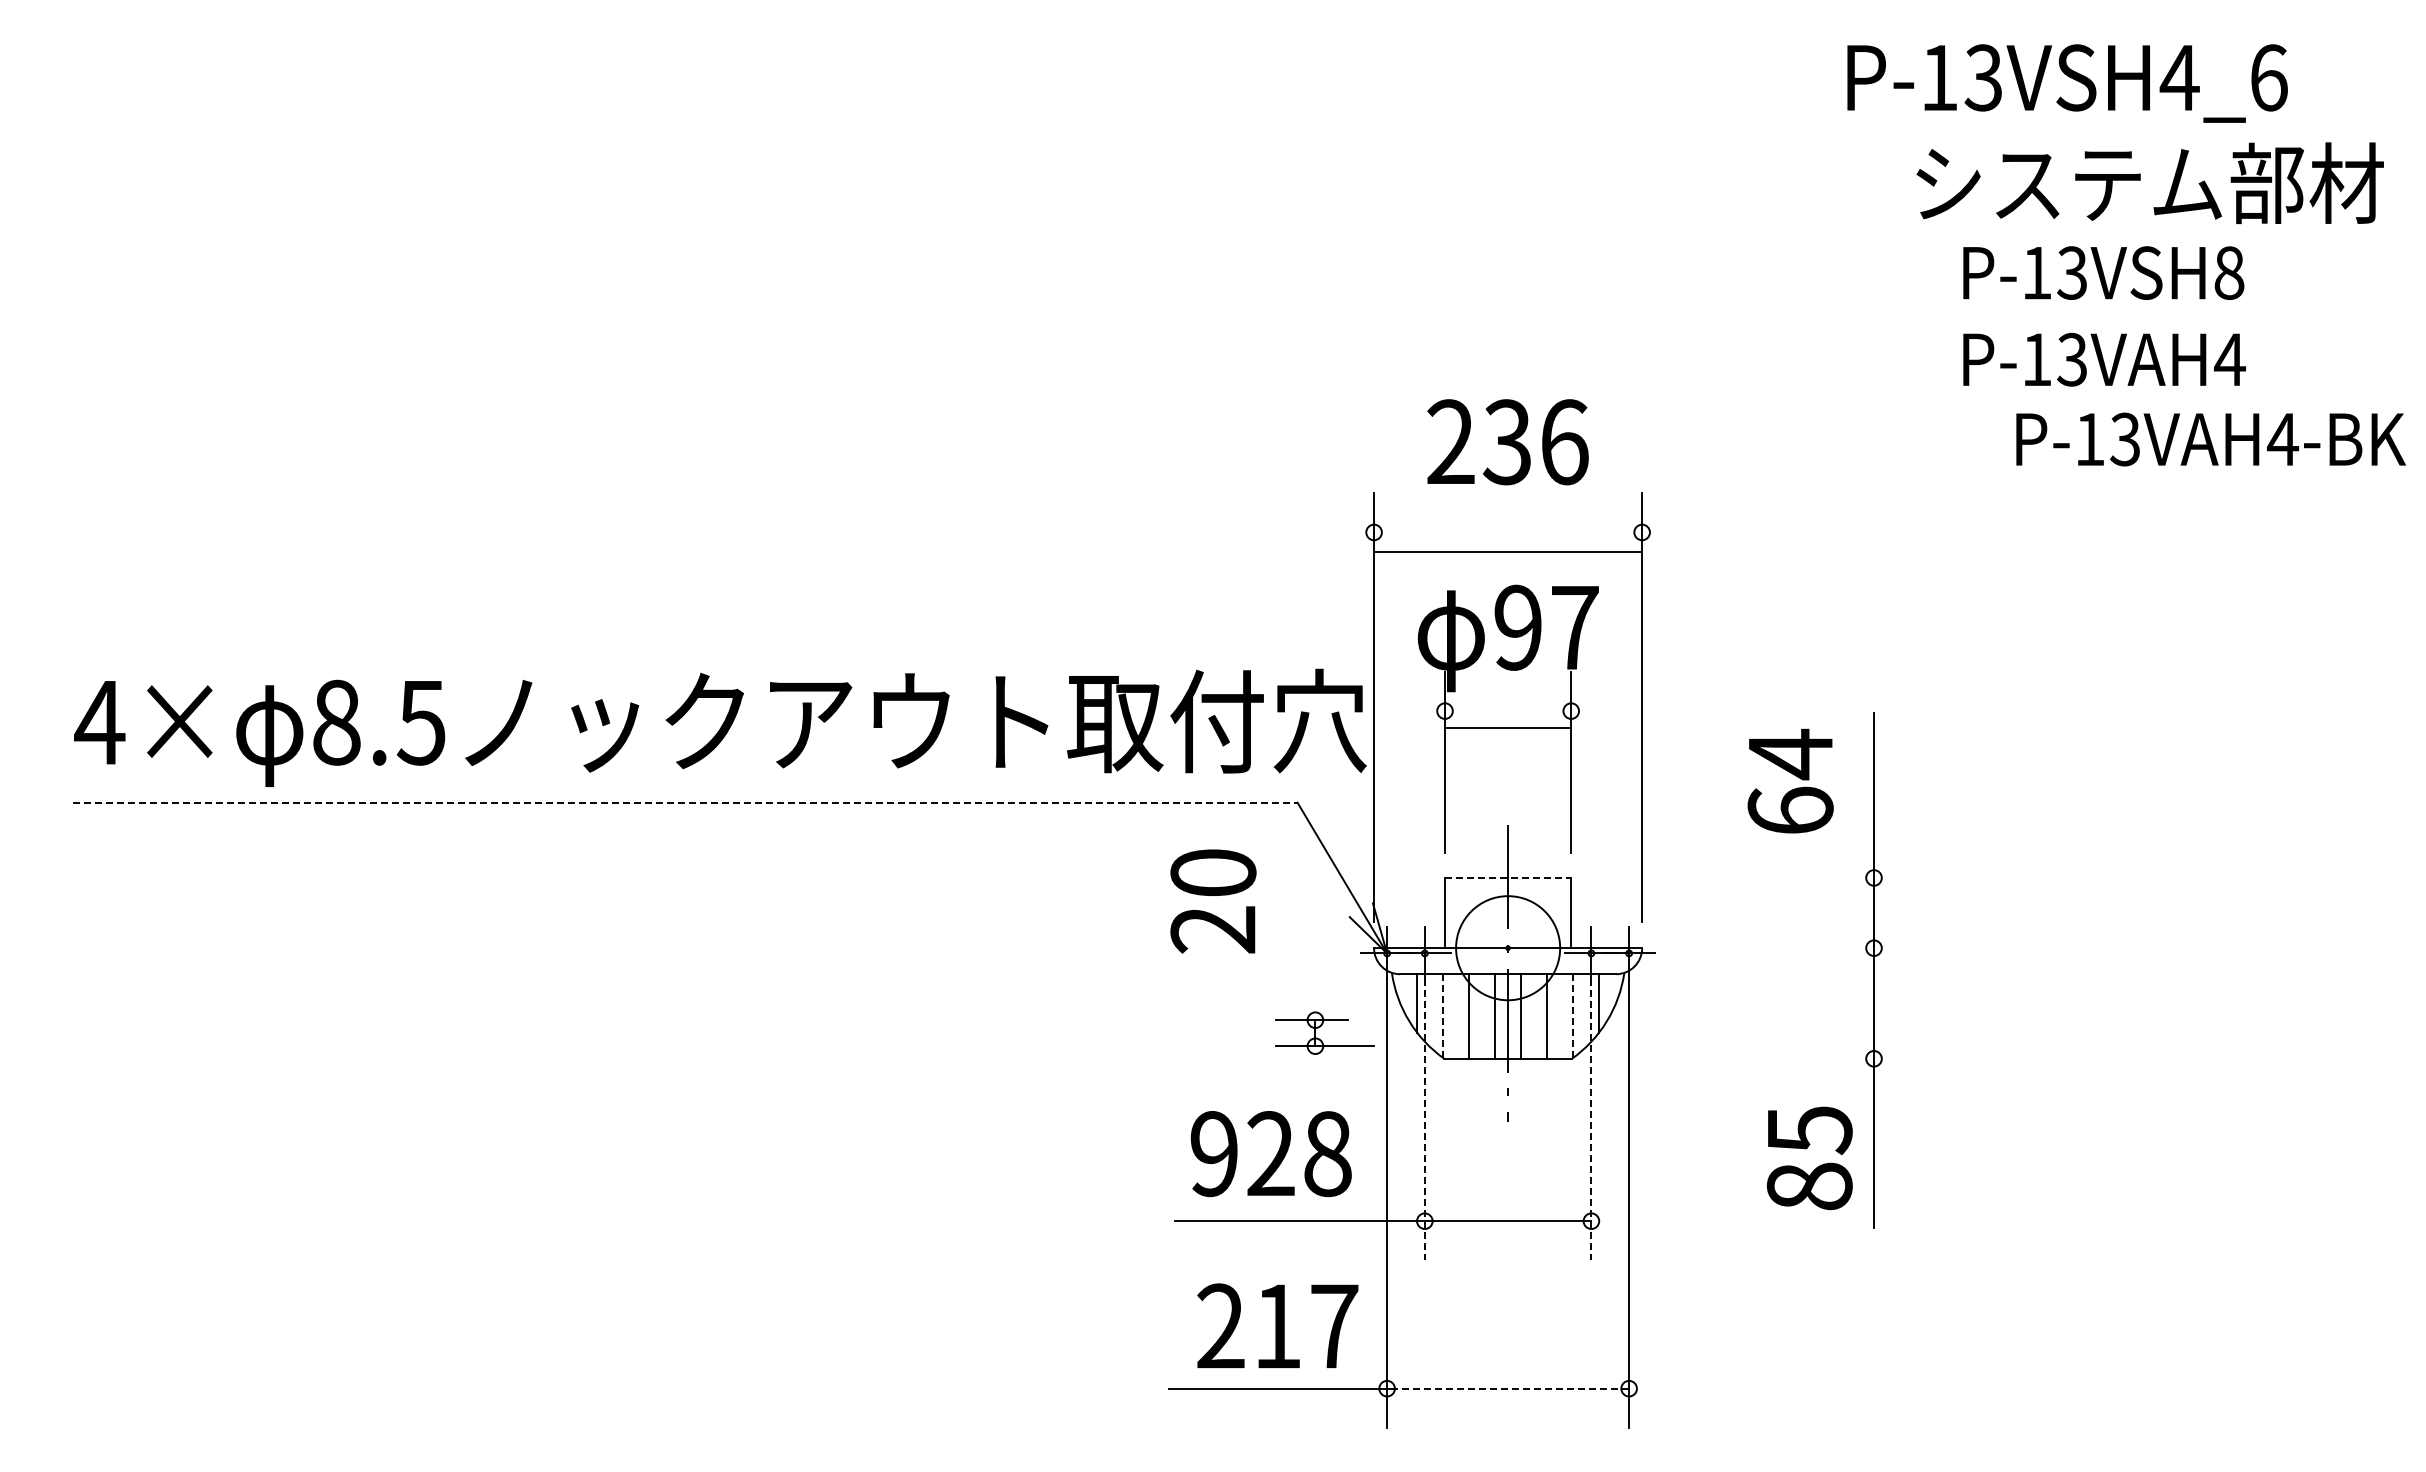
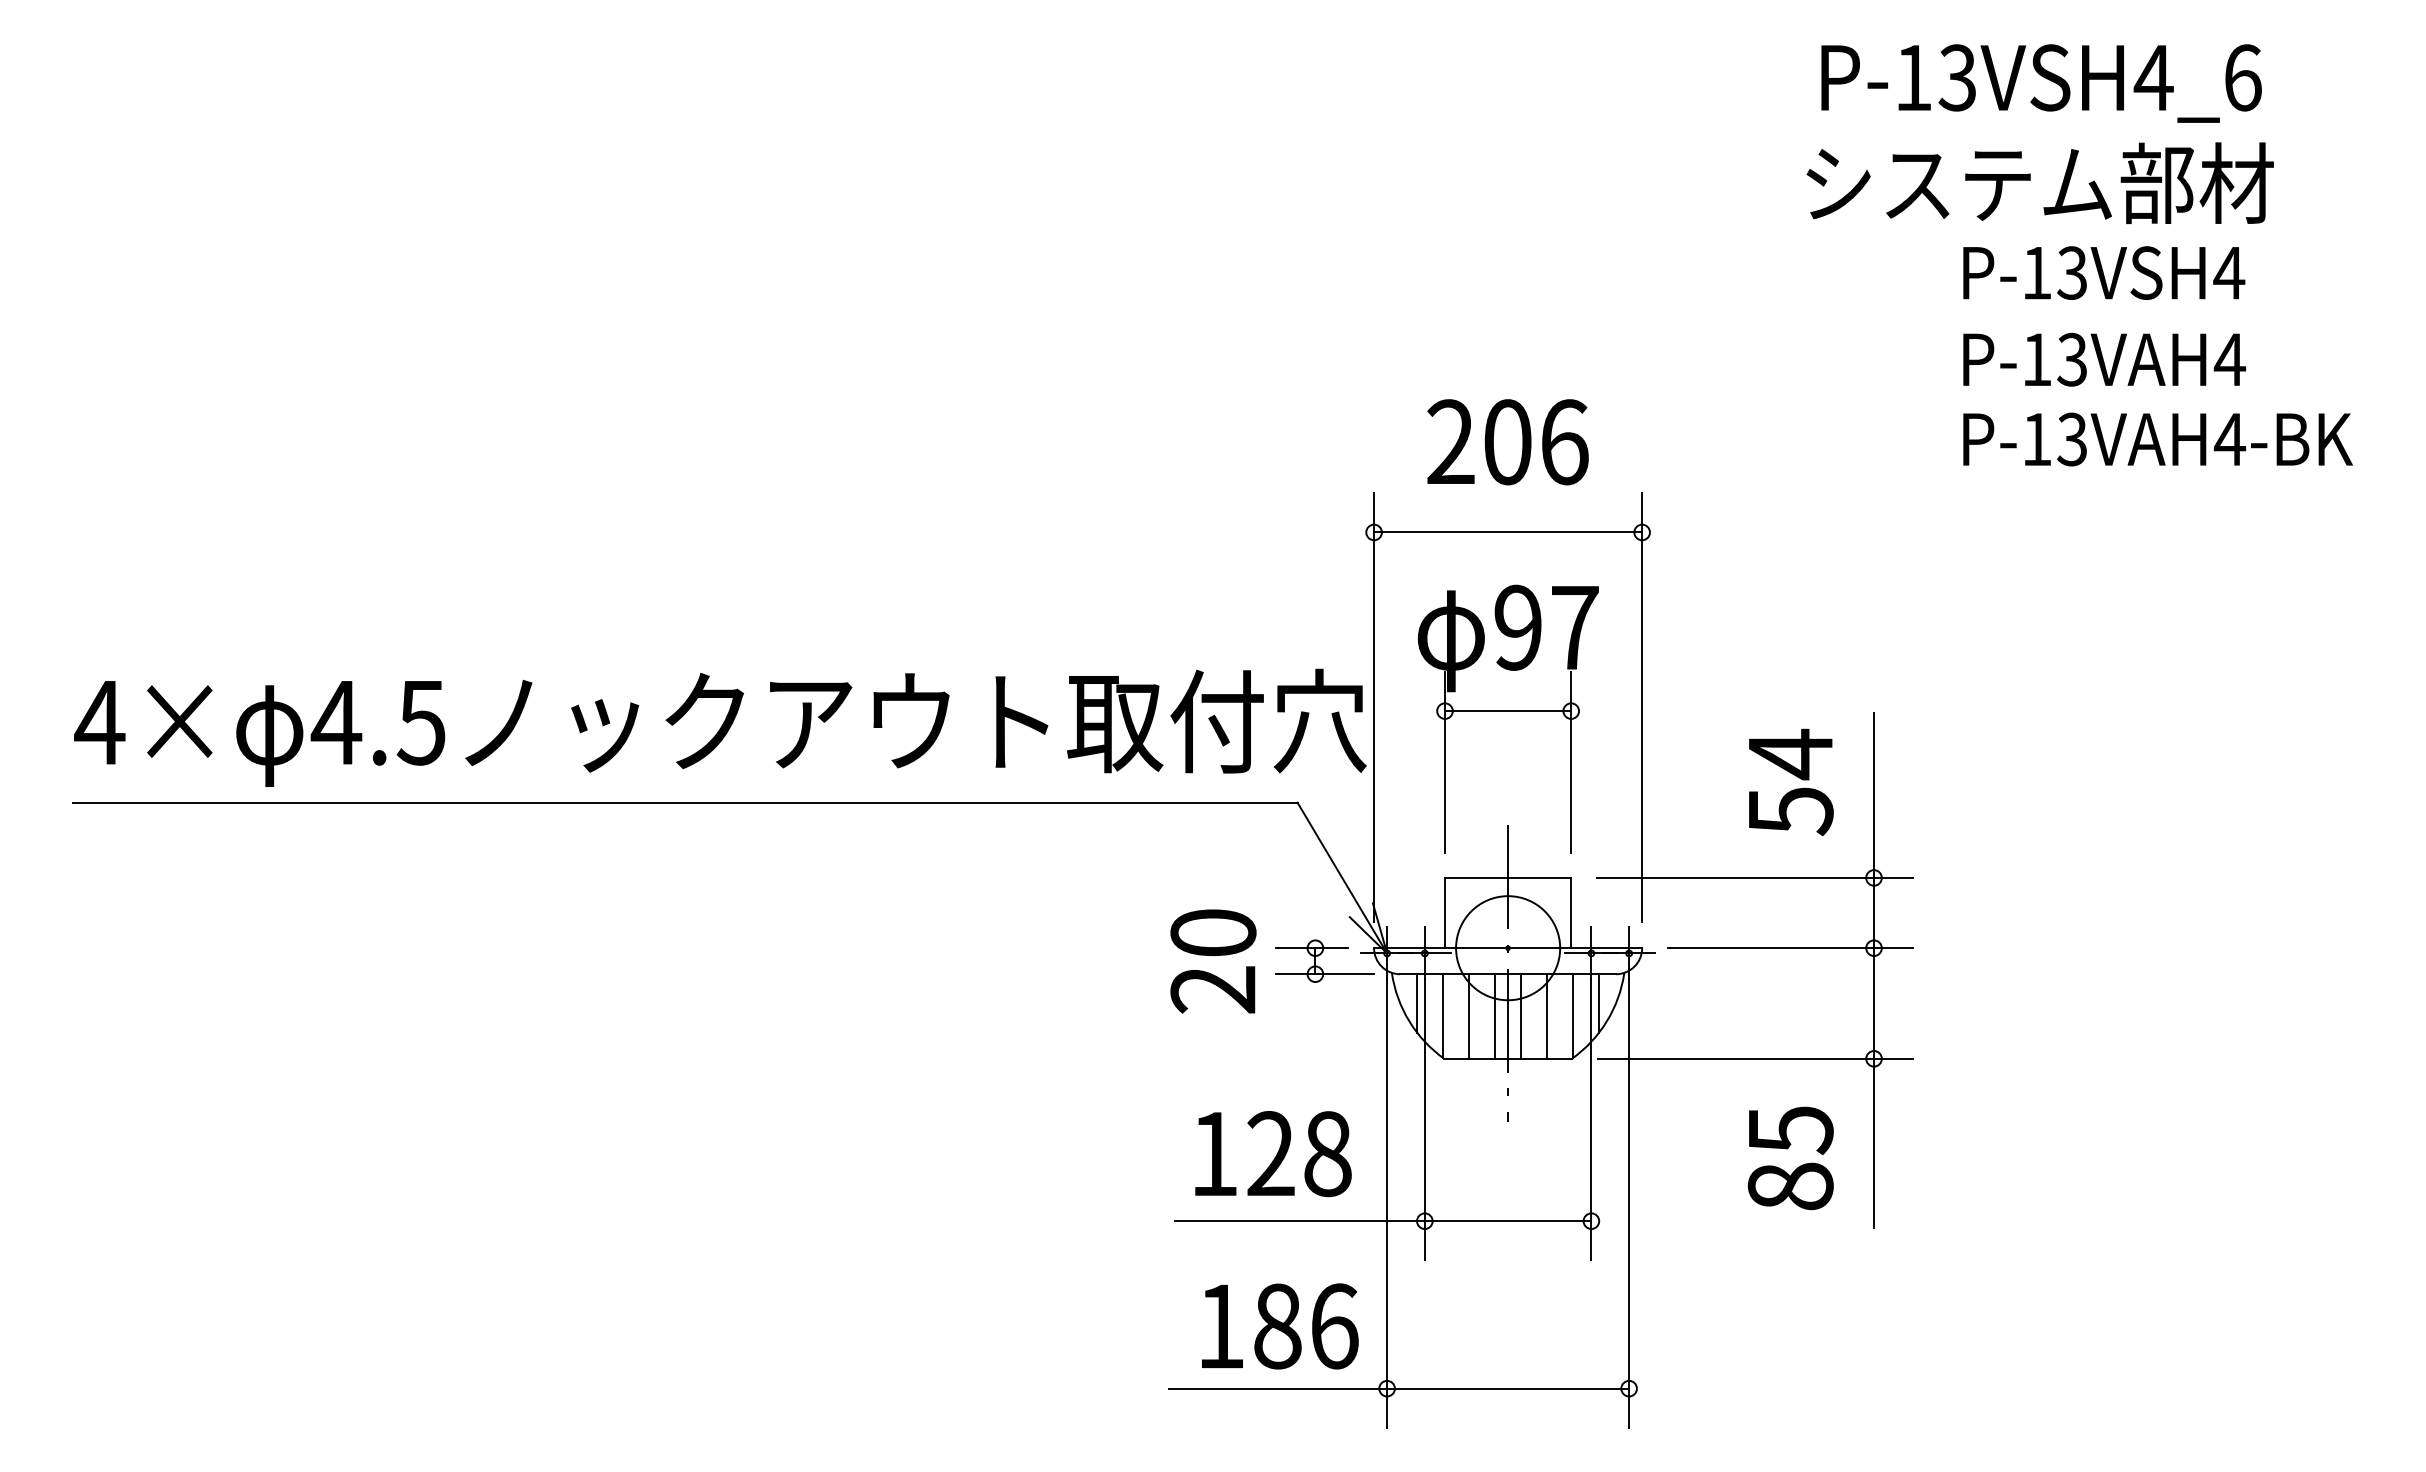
text position: (2067, 83) -> (2041, 83) (2041, 83)
text position: (2149, 182) -> (2039, 182) (2039, 182)
text: P-13VSH8 -> P-13VSH4 (2229, 272)
text position: (2210, 439) -> (2157, 439) (2157, 439)
text: 236 -> 206 (1507, 442)
line position: (1508, 552) -> (1508, 532) (1508, 532)
text: 8.5 -> 4.5 (336, 722)
line position: (1508, 728) -> (1508, 711) (1508, 711)
line: dashed -> solid (685, 802)
text: 64 -> 54 (1790, 811)
line: dashed -> solid (1508, 877)
line: none -> present (1755, 877)
text position: (1213, 901) -> (1213, 961) (1213, 961)
line: none -> present (1790, 948)
line: dashed -> solid (1443, 1016)
line: dashed -> solid (1573, 1016)
part position: (1320, 1027) -> (1320, 955) (1320, 955)
line: none -> present (1755, 1058)
line: dashed -> solid (1424, 1120)
line: dashed -> solid (1591, 1120)
text: 928 -> 128 (1213, 1154)
text position: (1809, 1158) -> (1790, 1158) (1790, 1158)
text: 217 -> 186 (1277, 1326)
line: dashed -> solid (1509, 1388)
